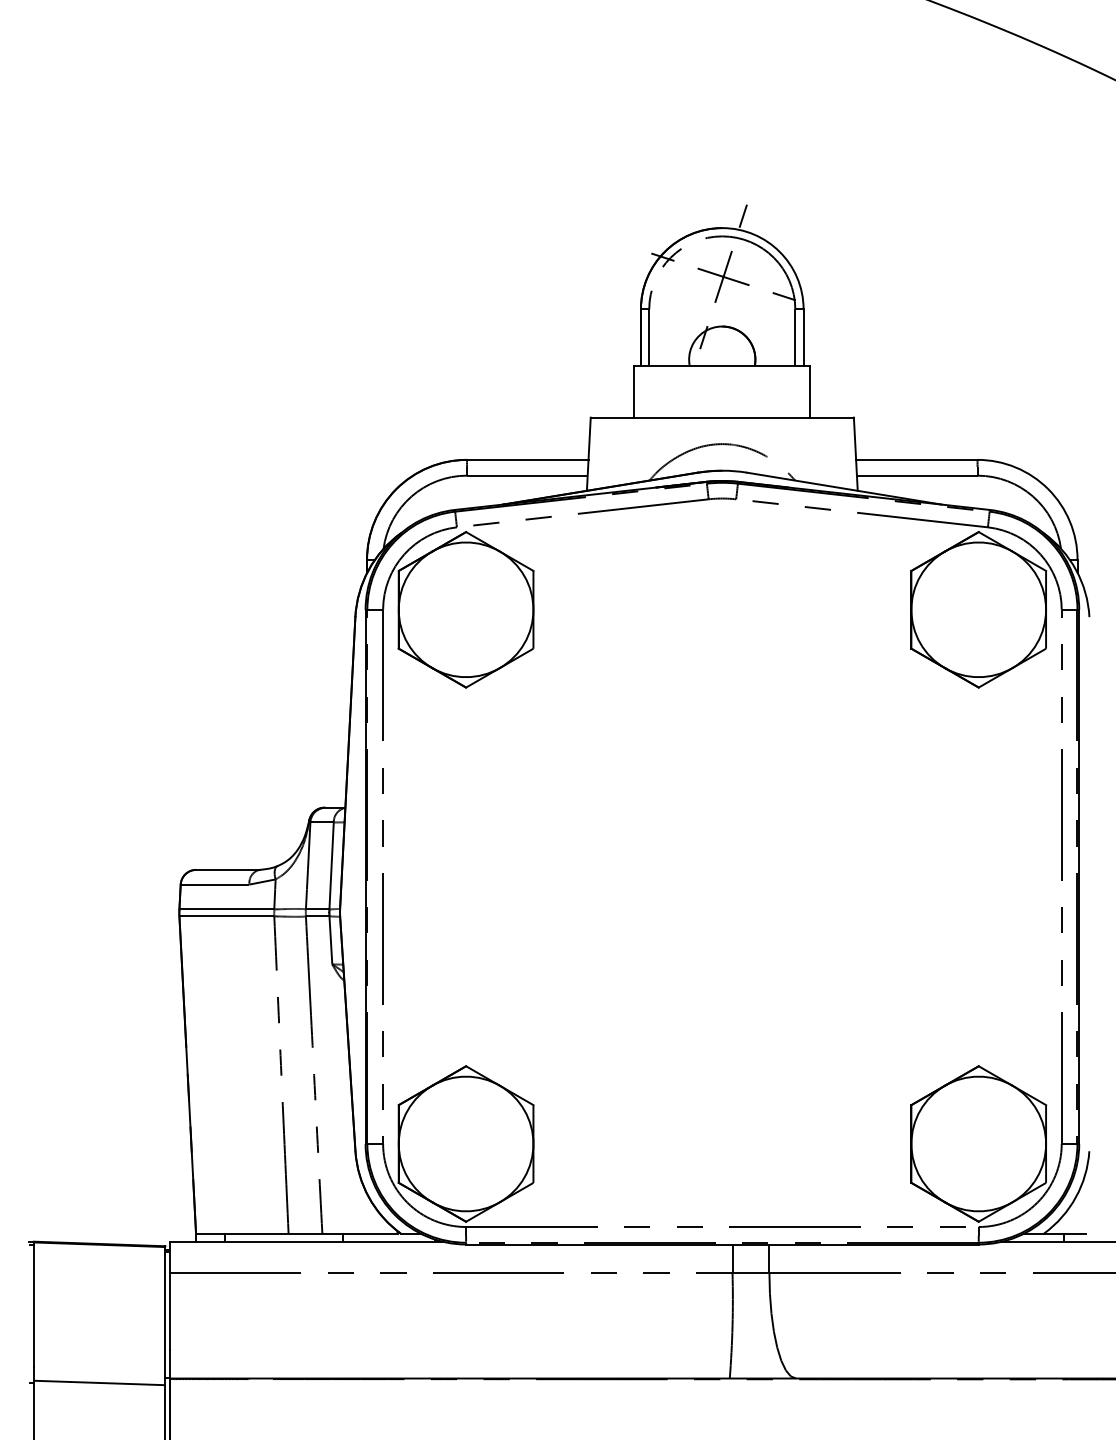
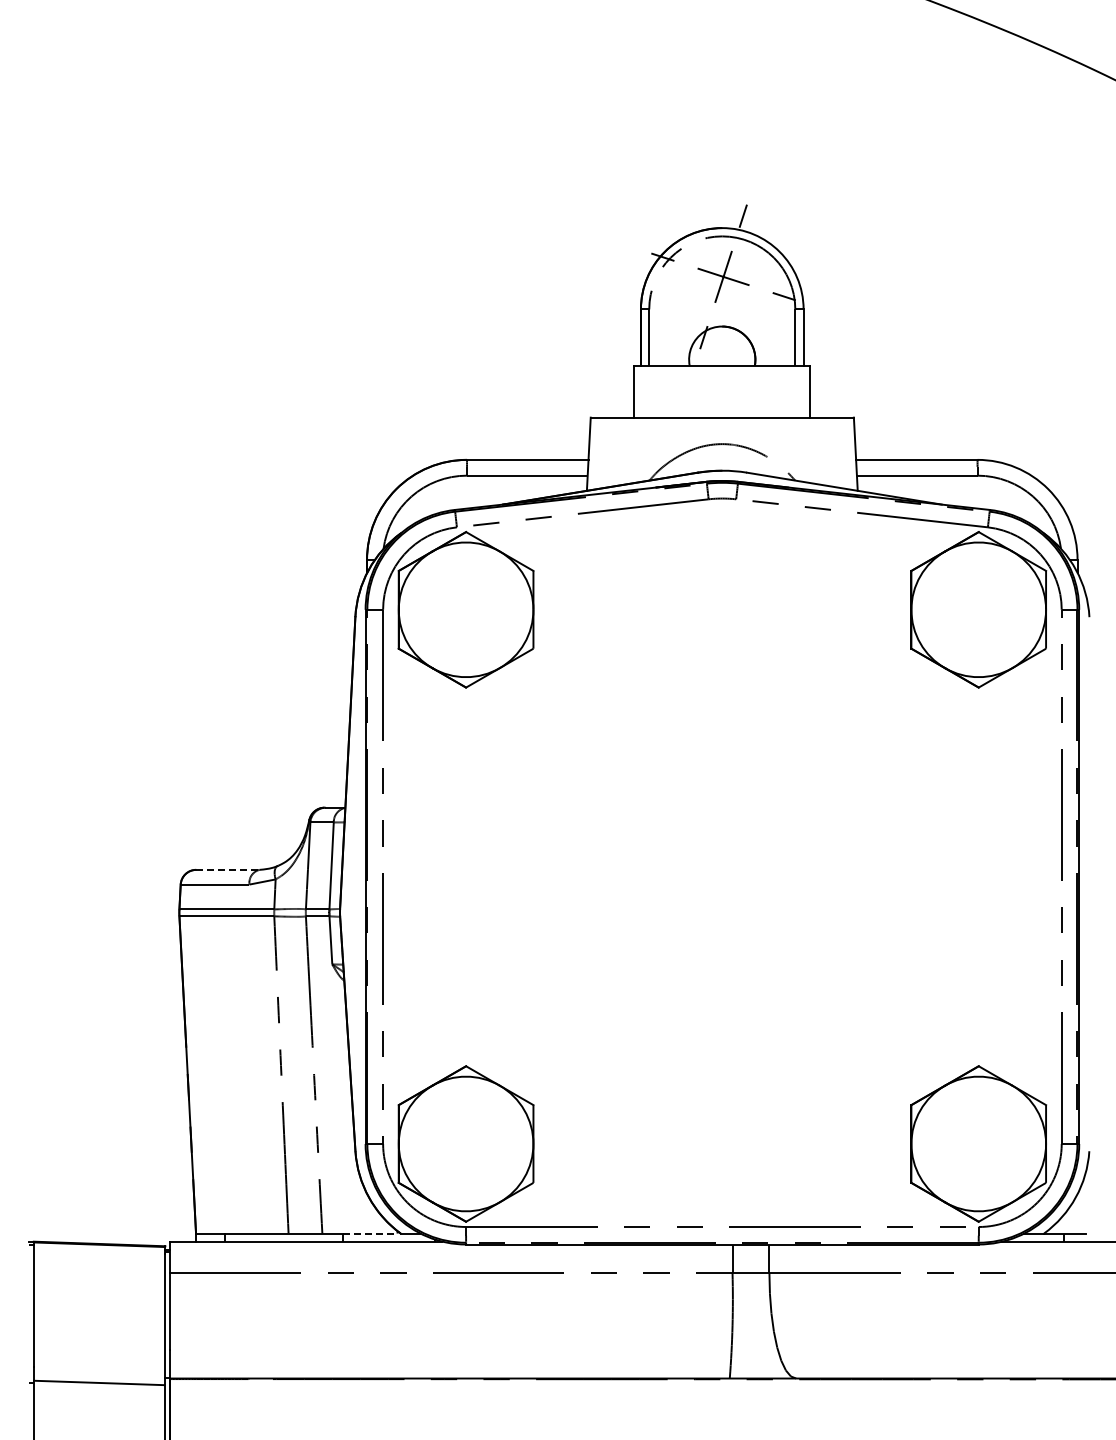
line: solid -> dashed (227, 869)
line: solid -> dashed (370, 1233)
